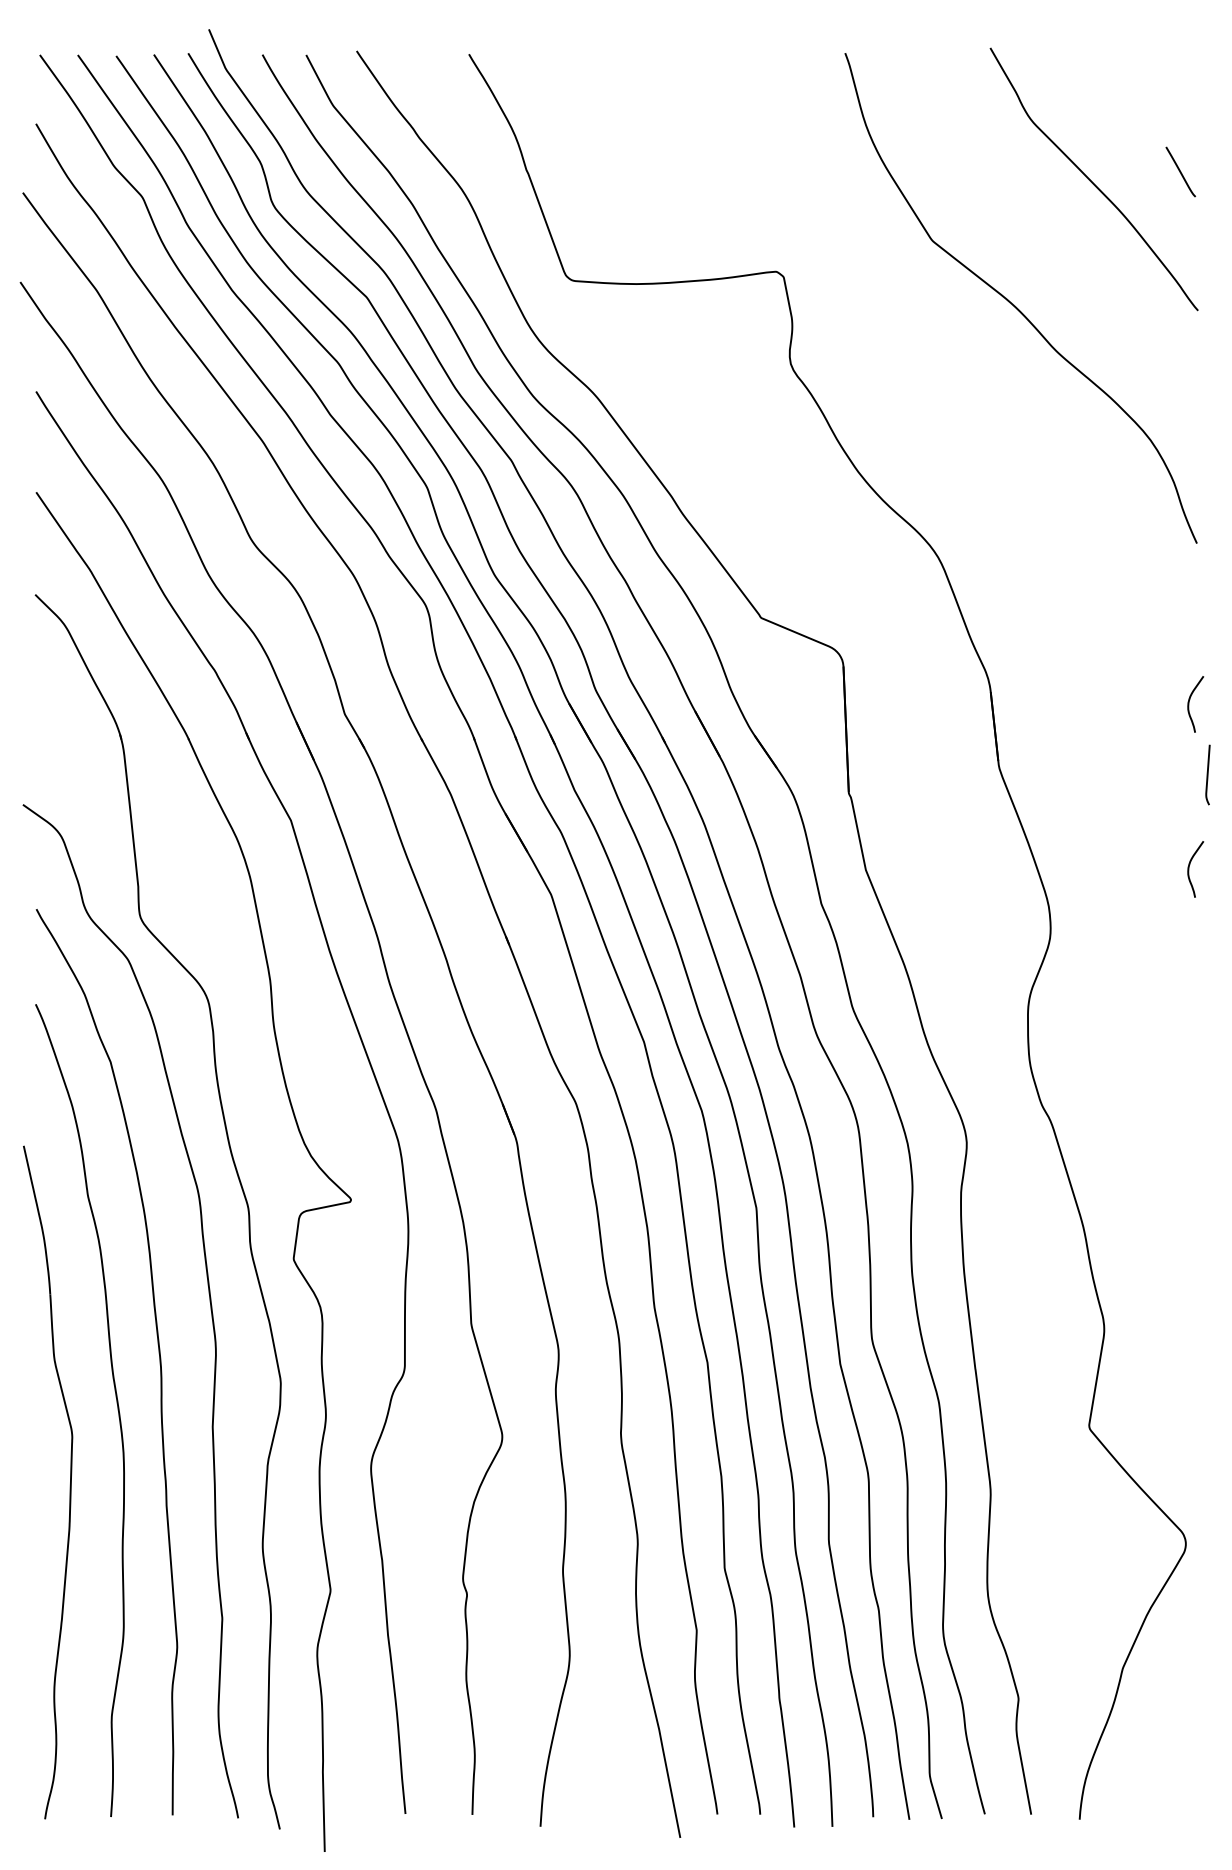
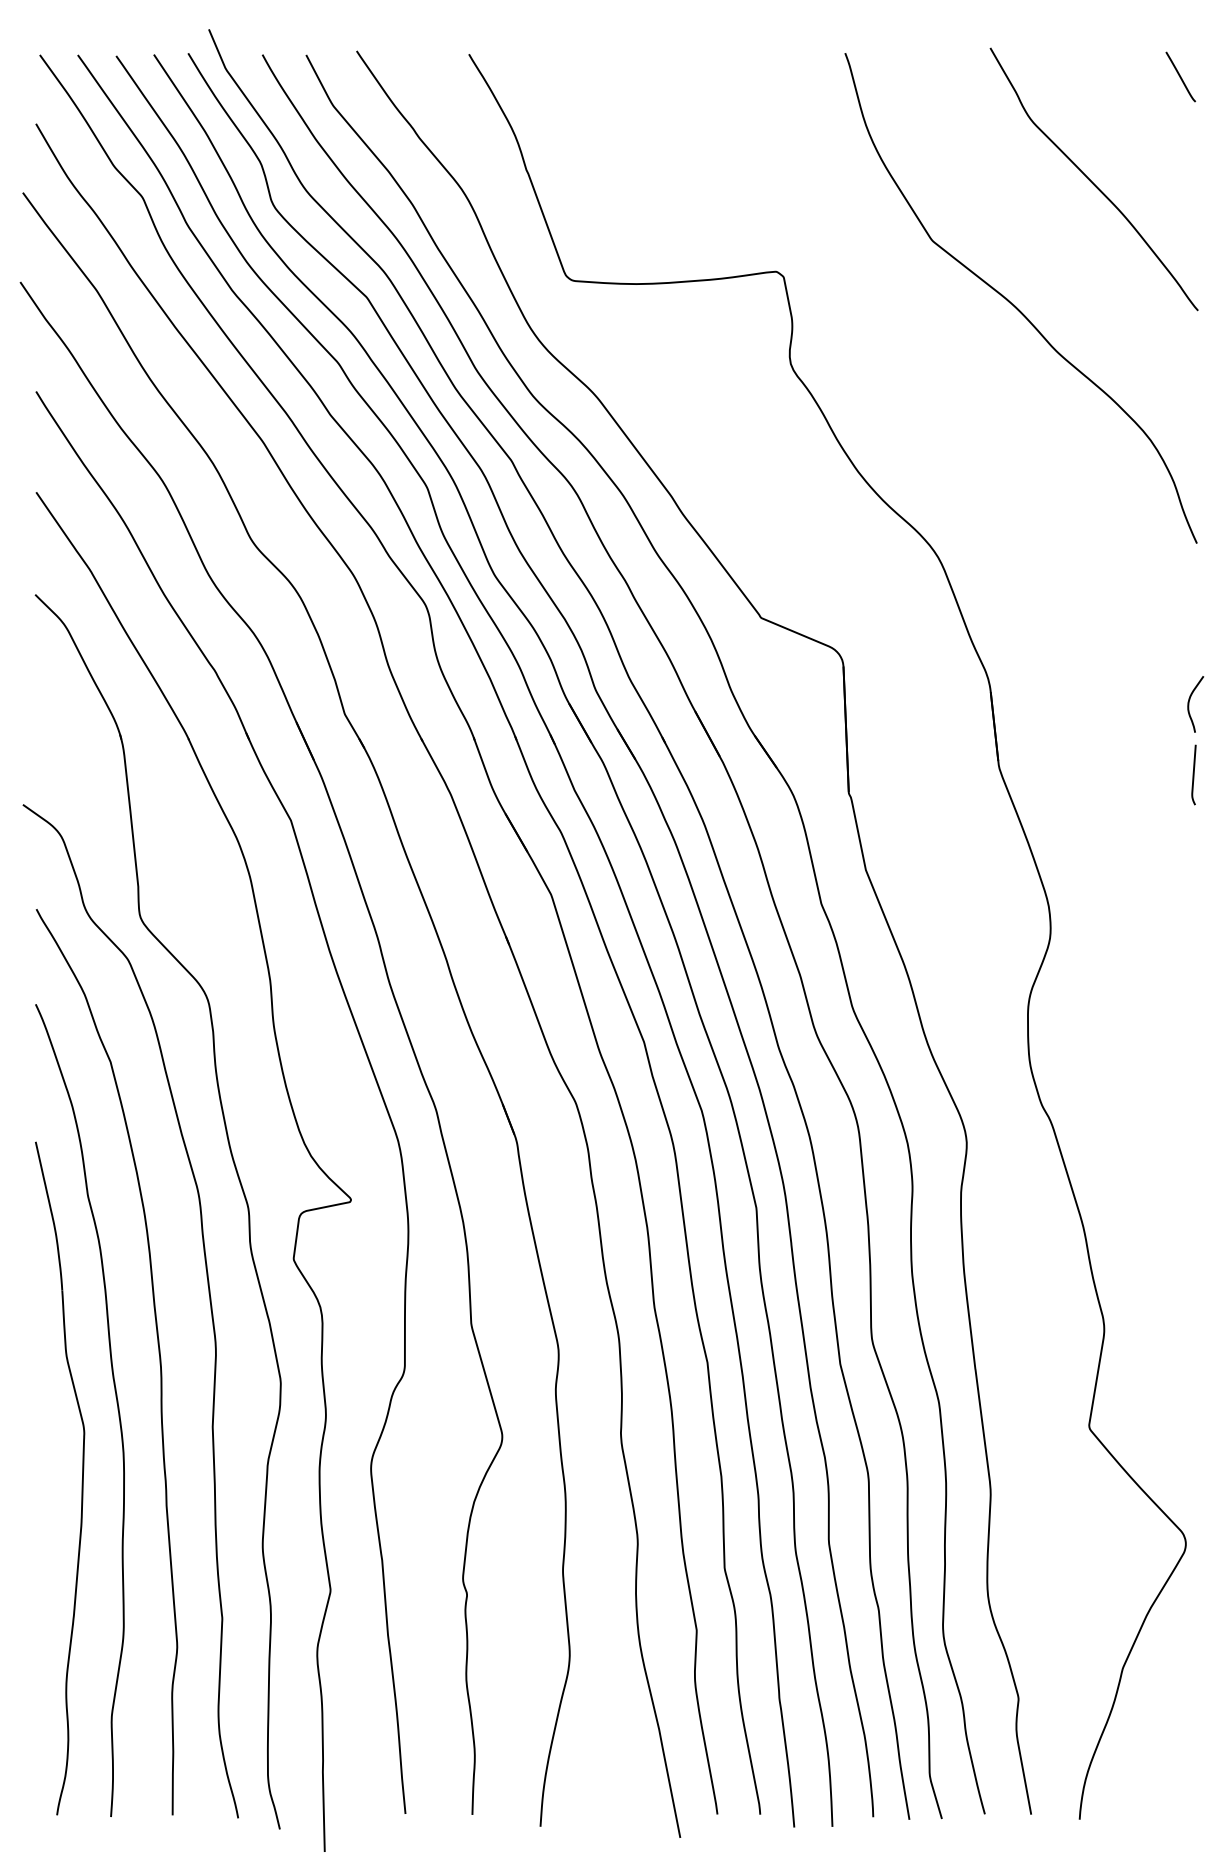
line position: (1180, 171) -> (1180, 76) (1180, 76)
curve position: (1207, 774) -> (1193, 774) (1193, 774)
curve: present -> none (1189, 869)
part position: (69, 1485) -> (81, 1481) (81, 1481)
